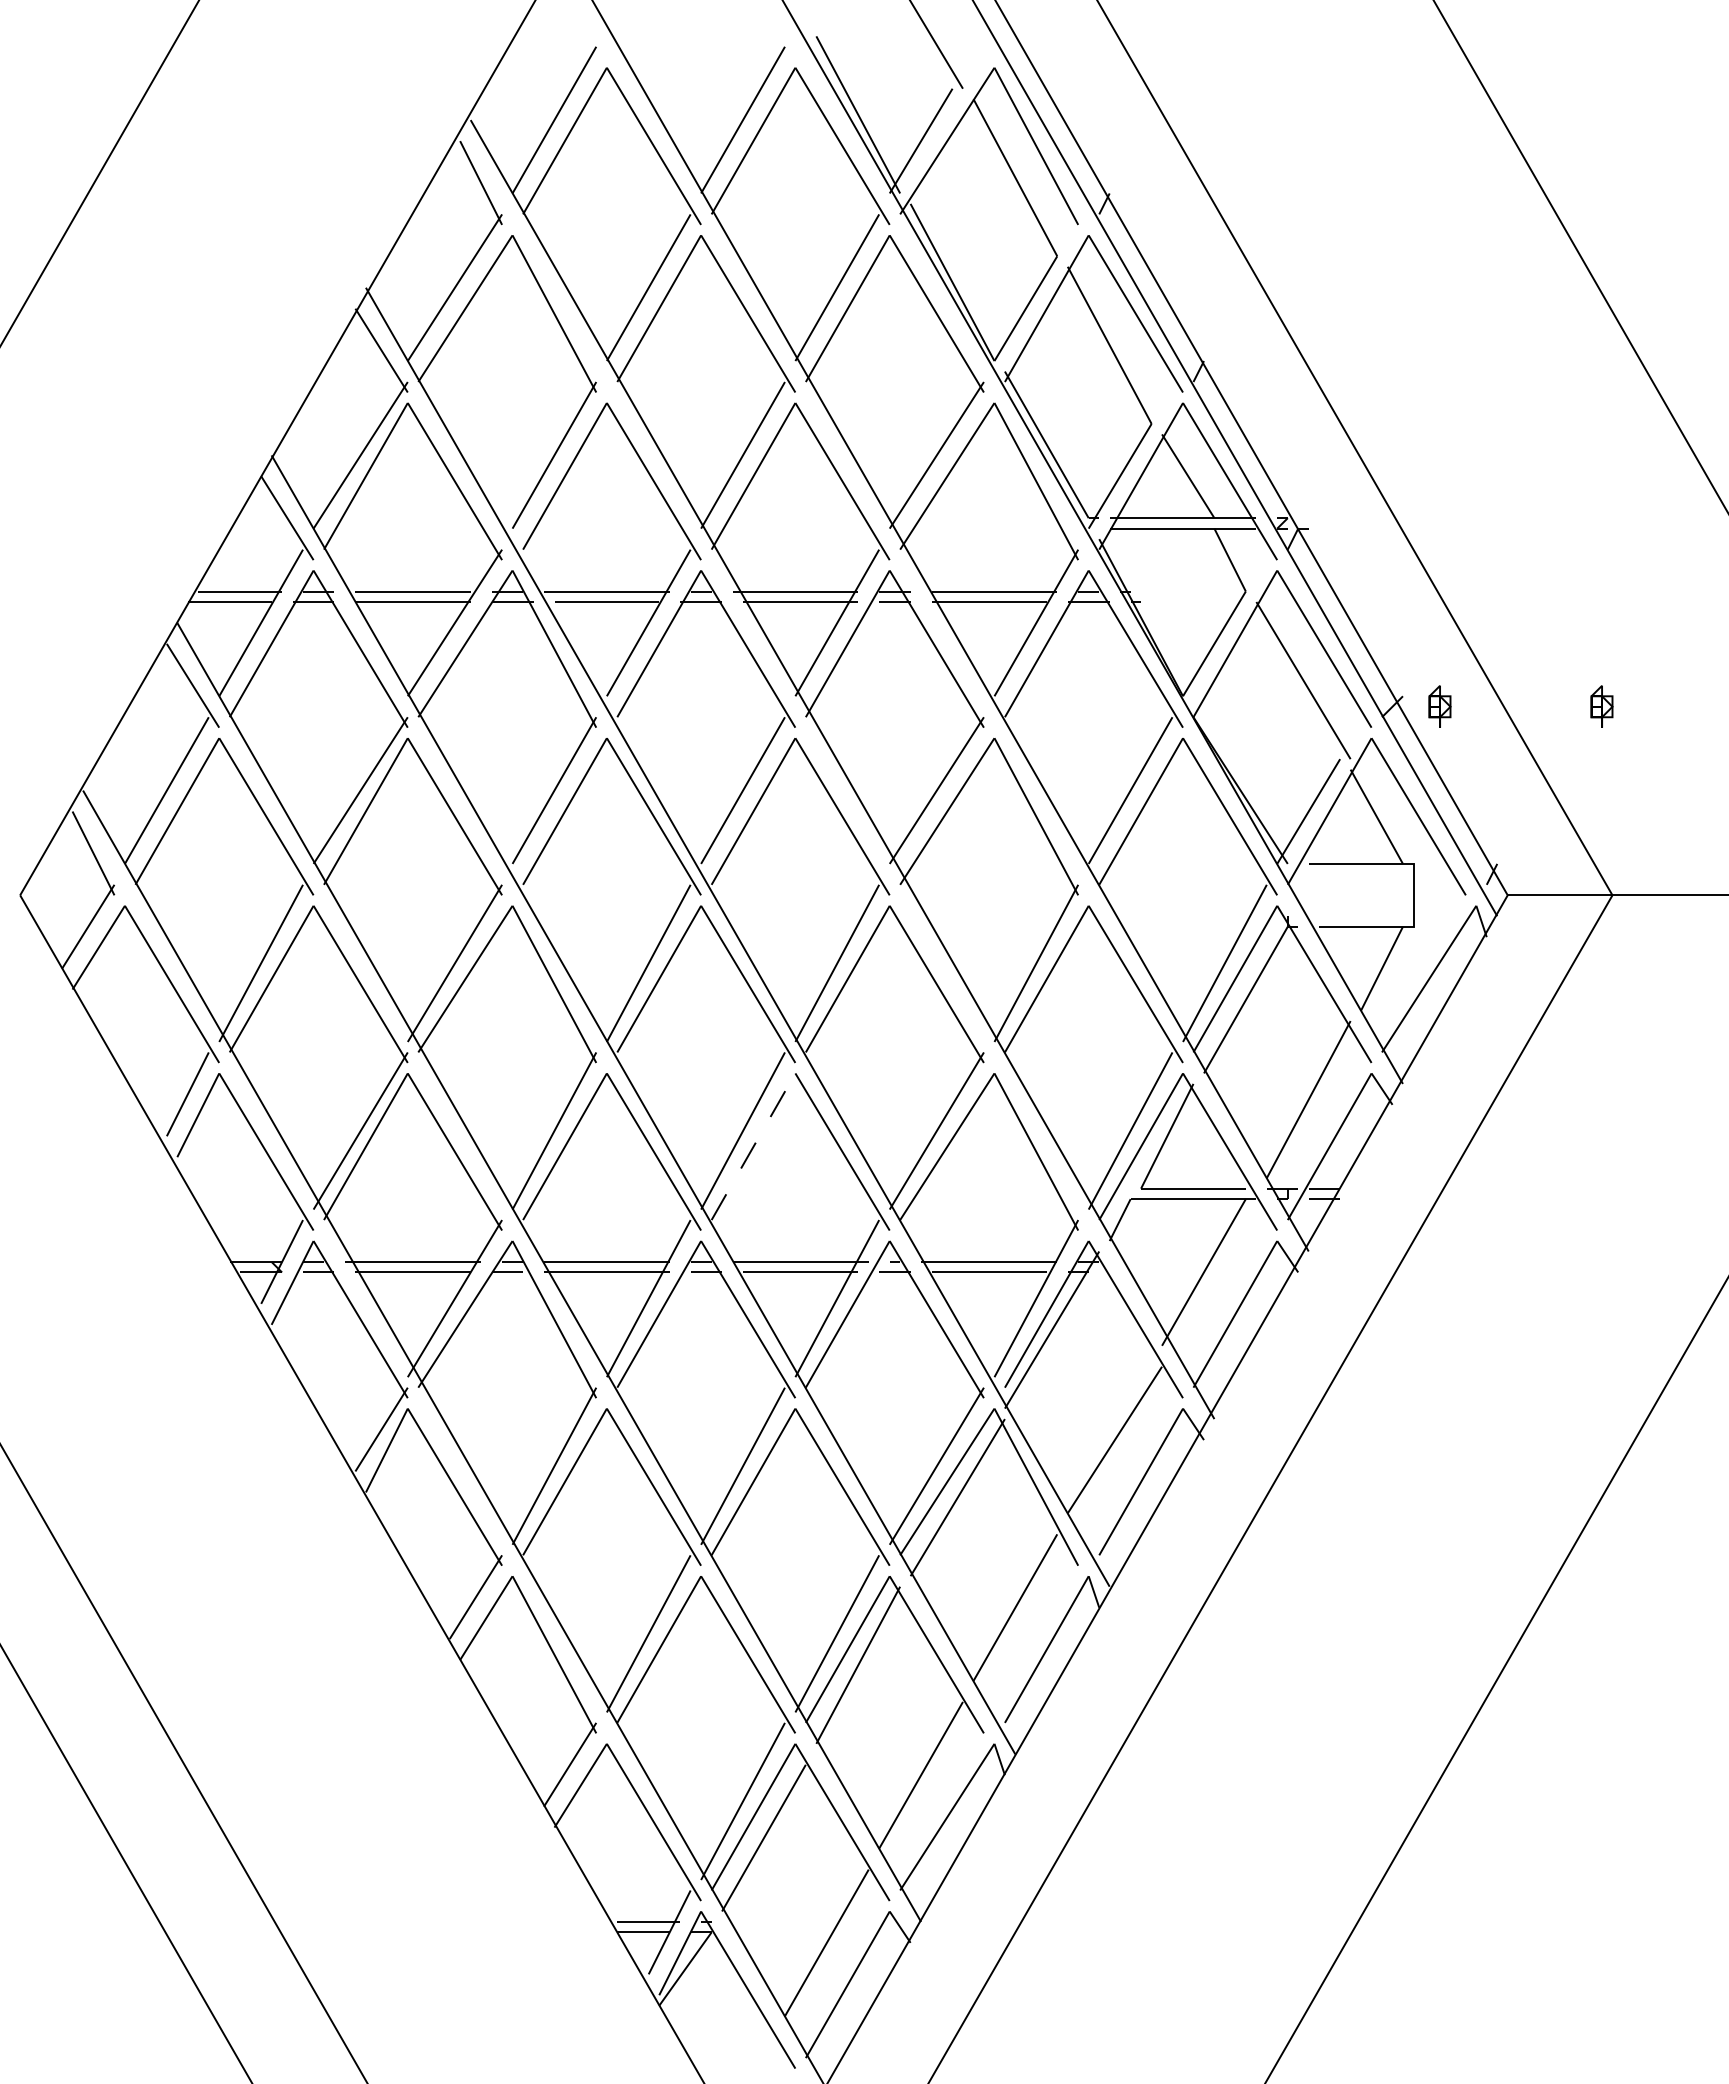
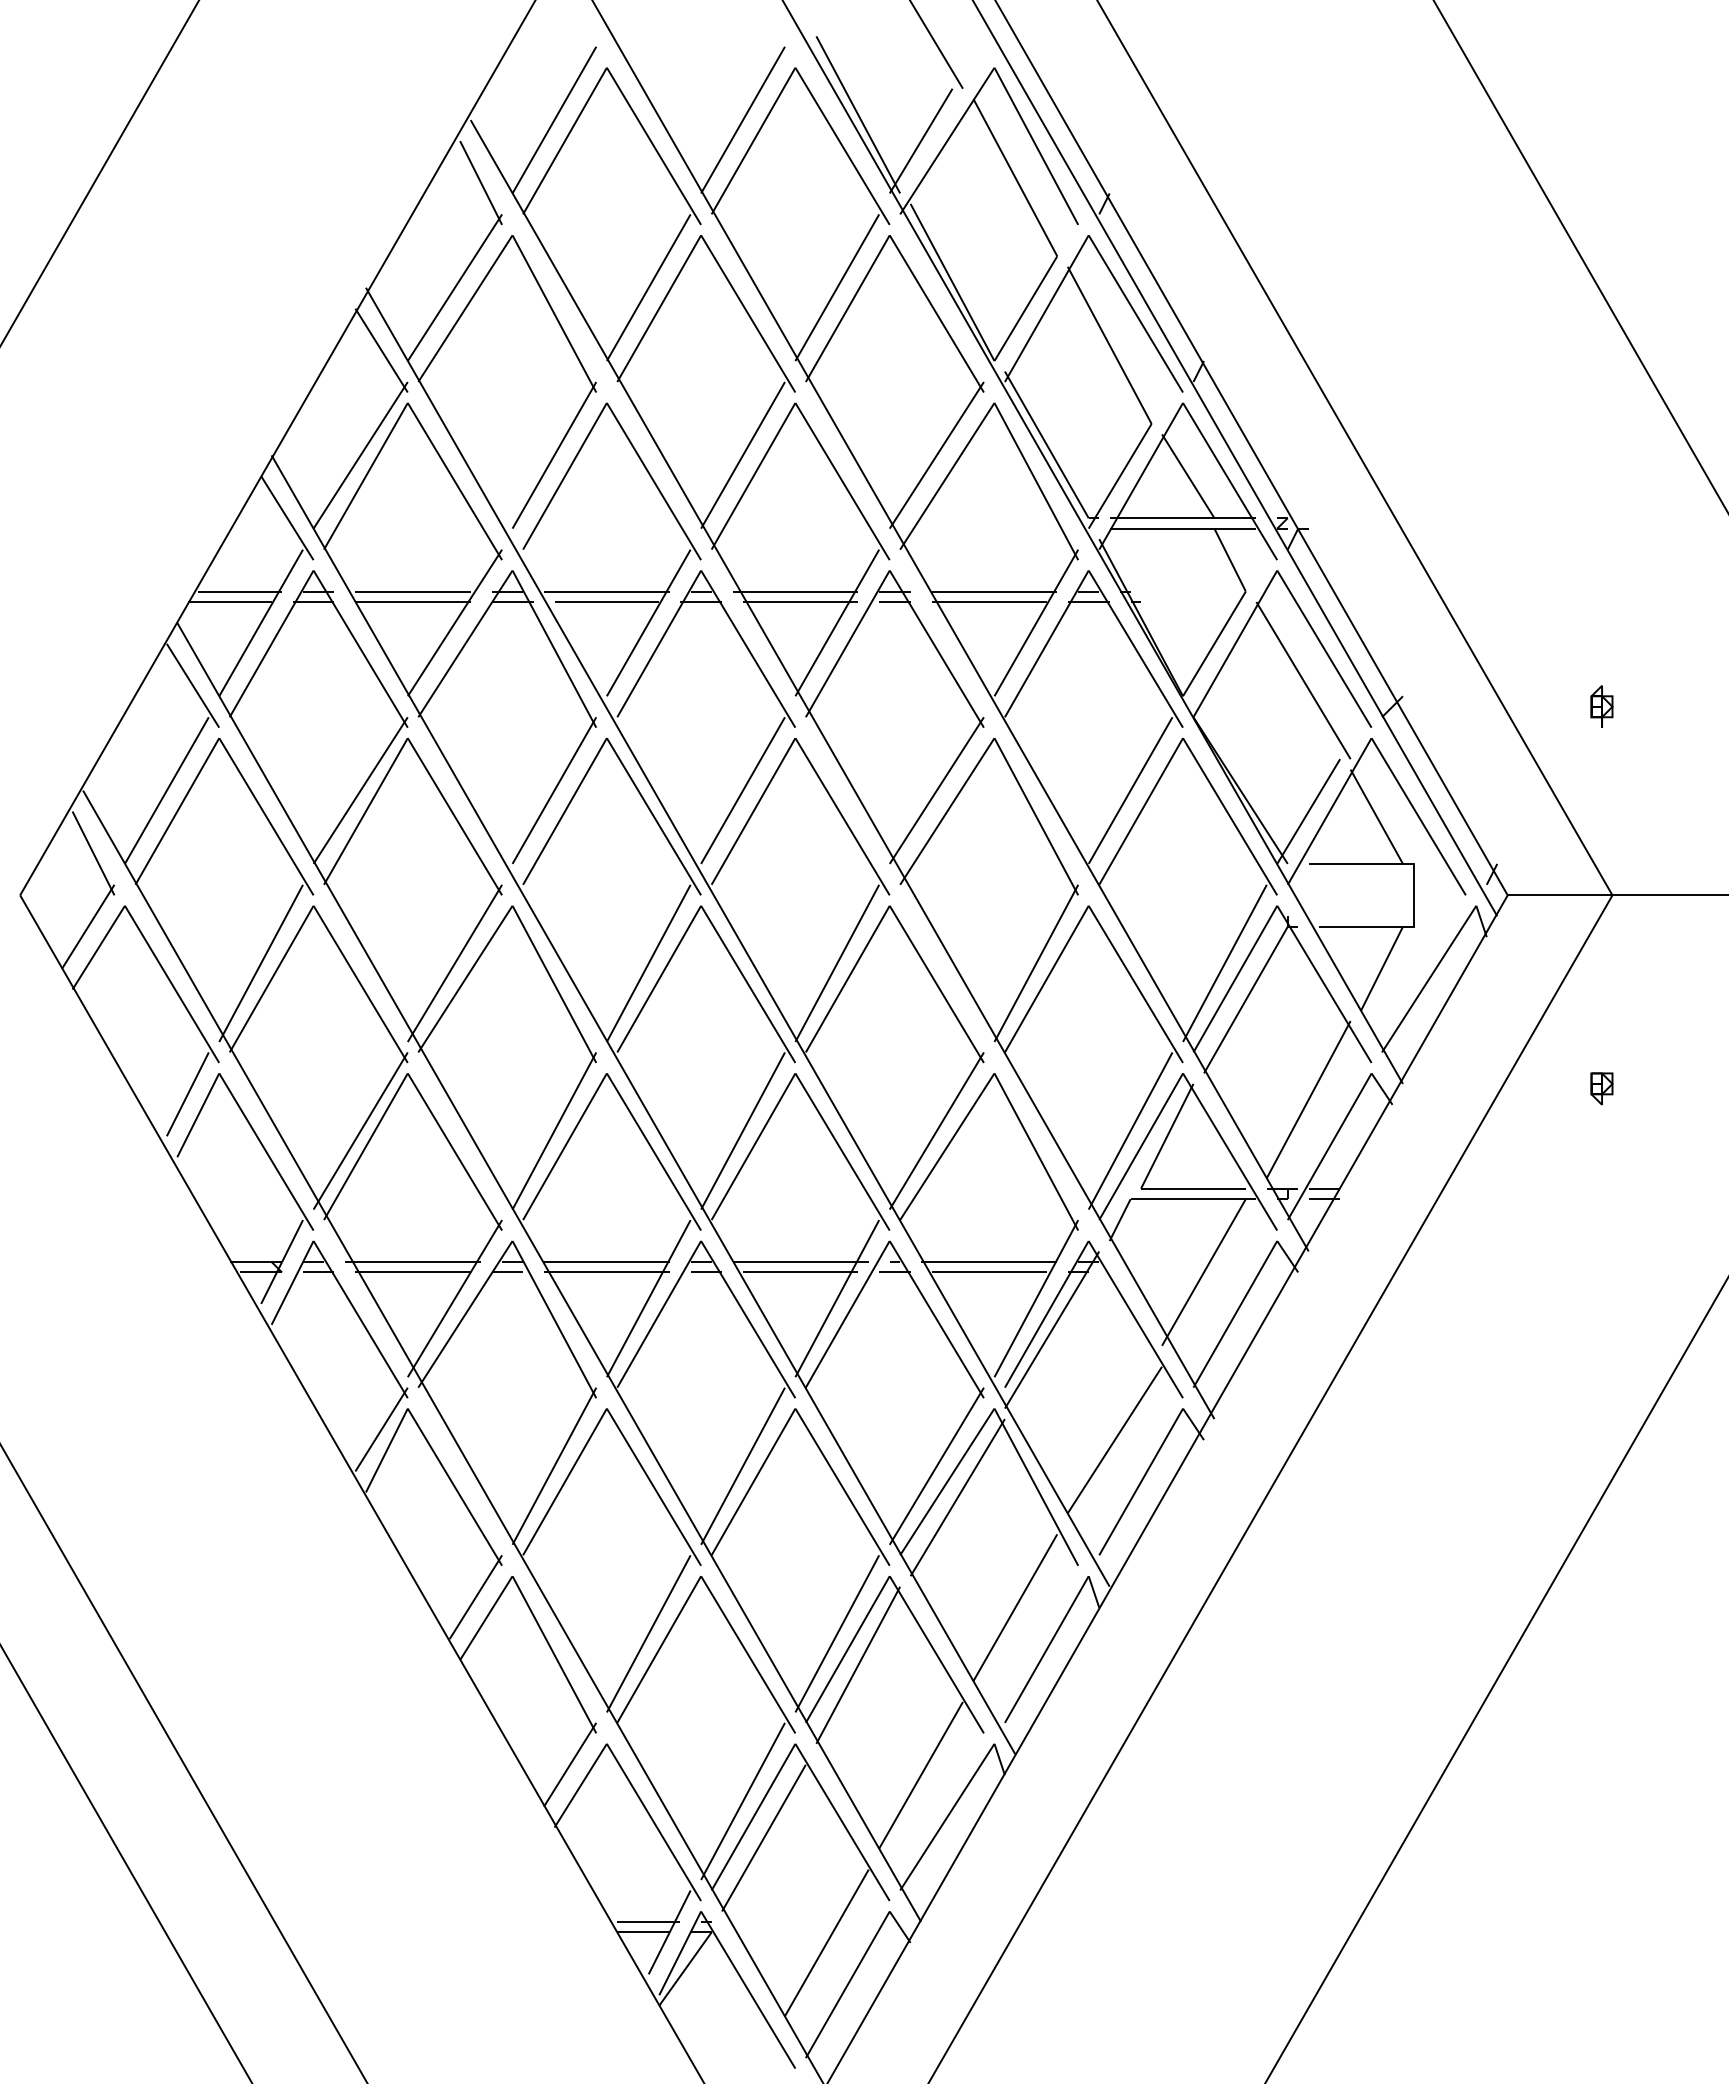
part: present -> none (1439, 706)
part: none -> present (1601, 1088)
line: dashed -> solid (753, 1146)
